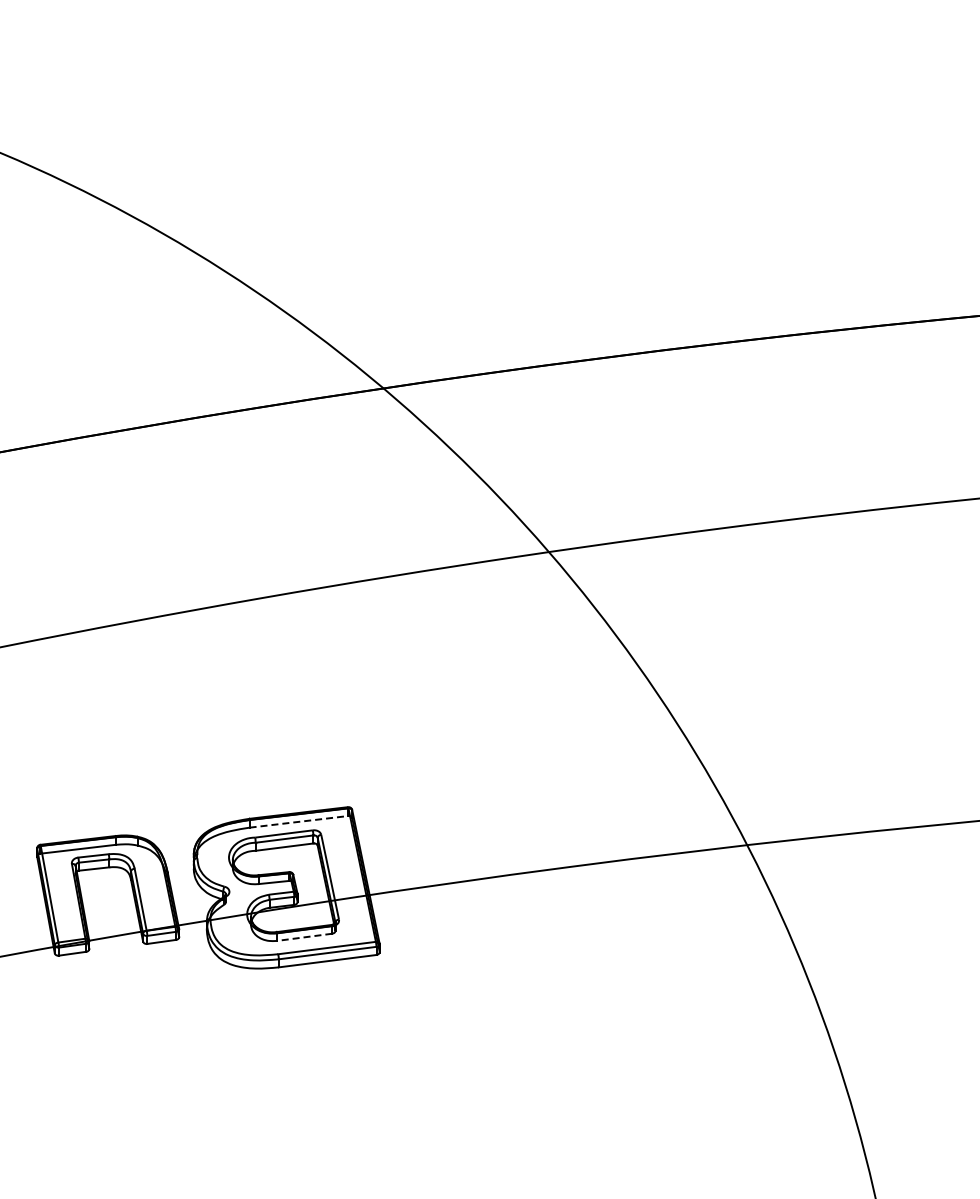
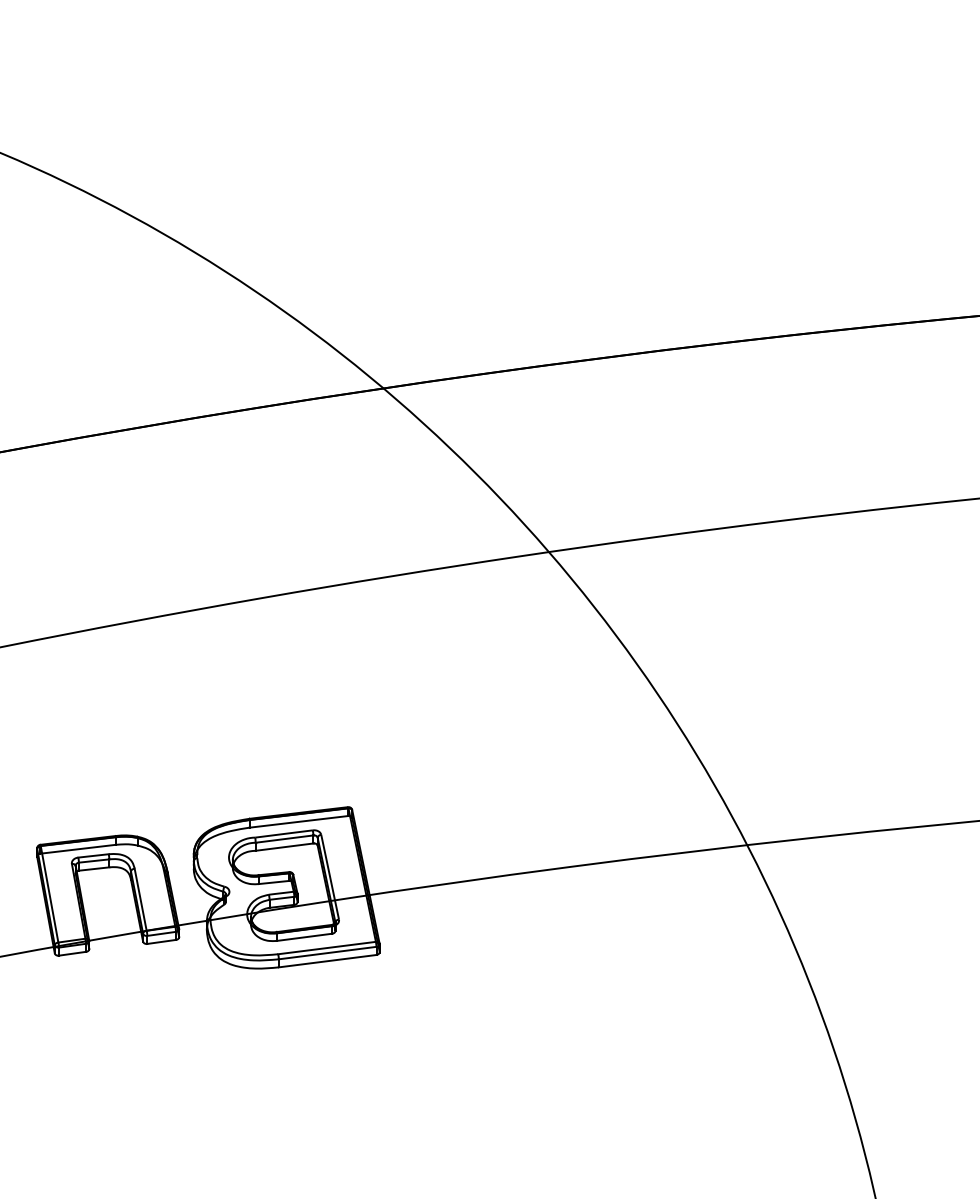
line: dashed -> solid (298, 821)
line: dashed -> solid (304, 937)
